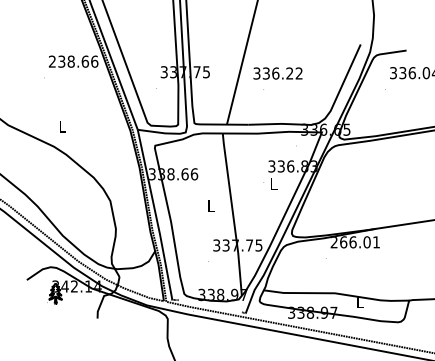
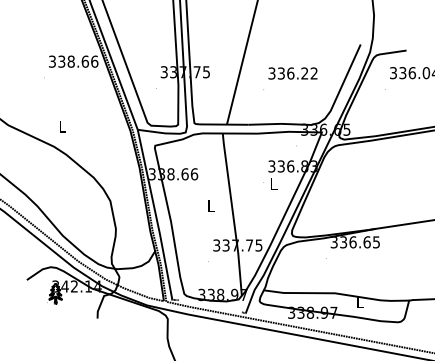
text: 238.66 -> 338.66 (52, 61)
text position: (277, 73) -> (292, 73) (292, 73)
text: 266.01 -> 336.65 (354, 242)
